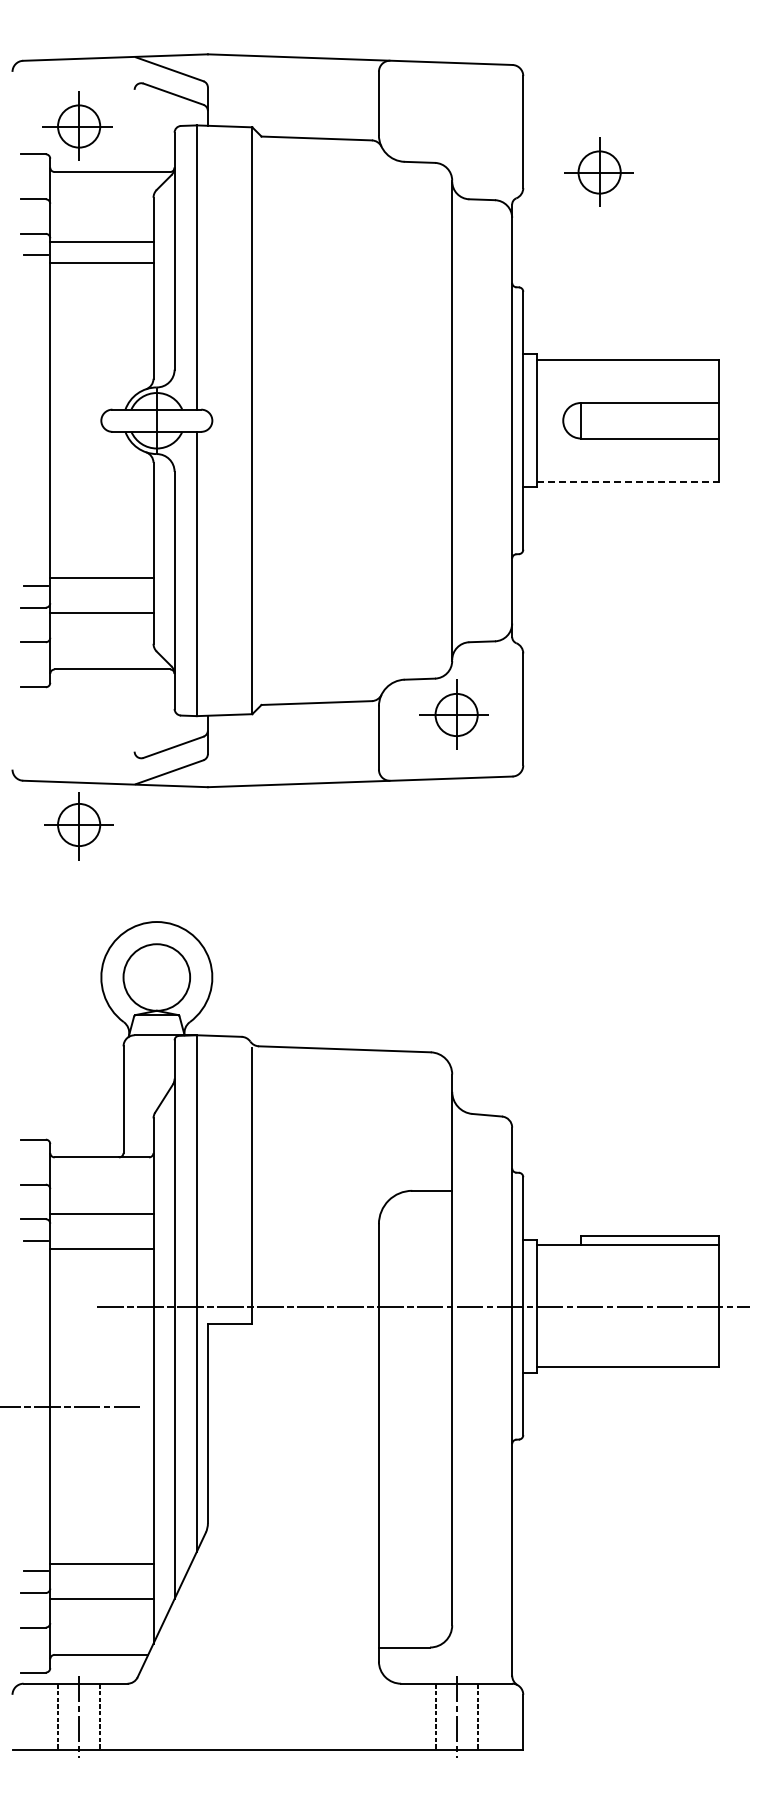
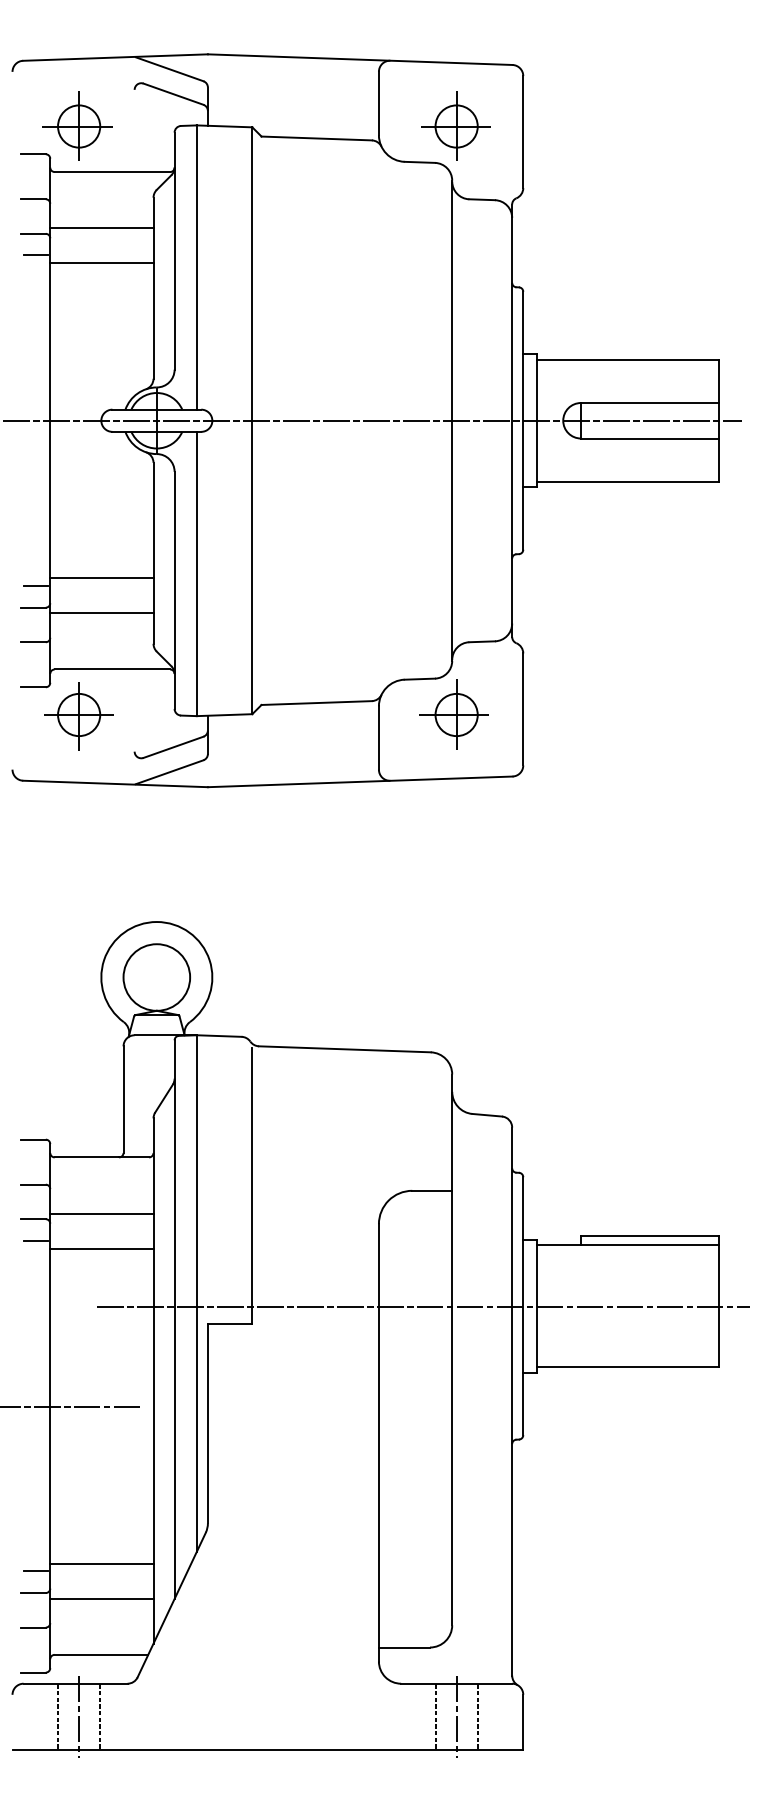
part position: (598, 171) -> (455, 125) (455, 125)
line position: (101, 242) -> (101, 228) (101, 228)
line: none -> present (372, 420)
line: dashed -> solid (628, 481)
part position: (78, 826) -> (78, 716) (78, 716)
